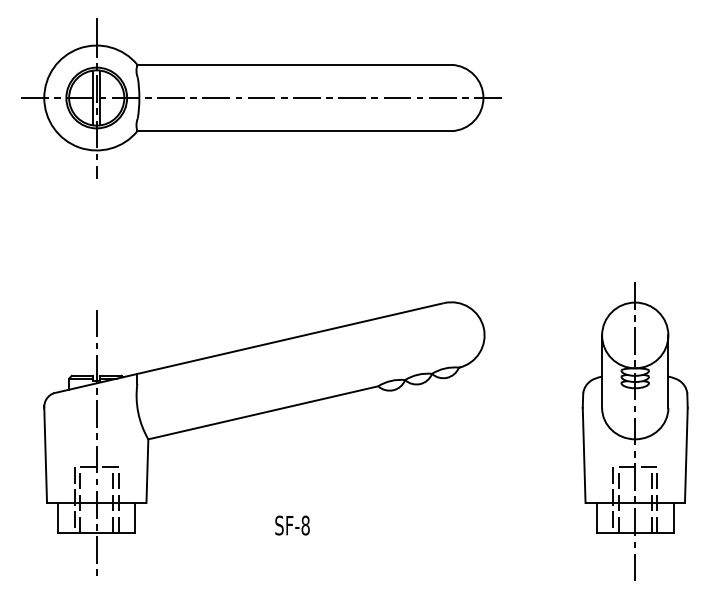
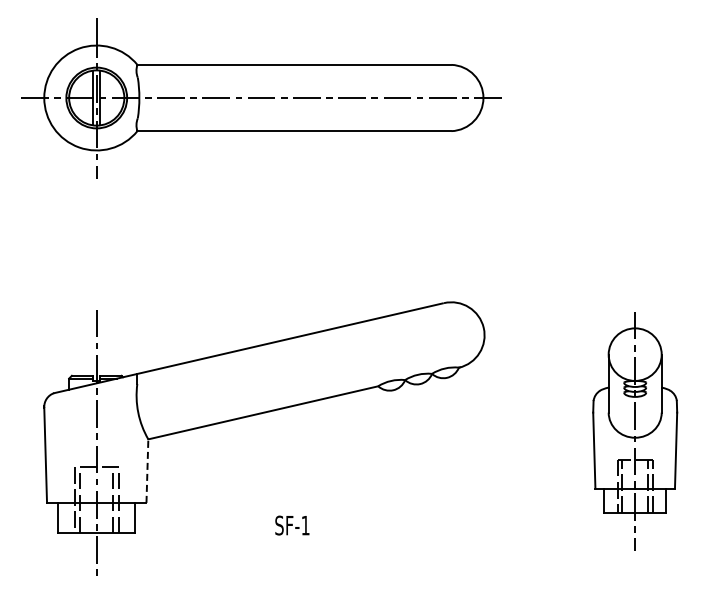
part size: 108x299 px -> 87x239 px (635, 431)
line: solid -> dashed (147, 471)
text: SF-8 -> SF-1 (305, 525)
